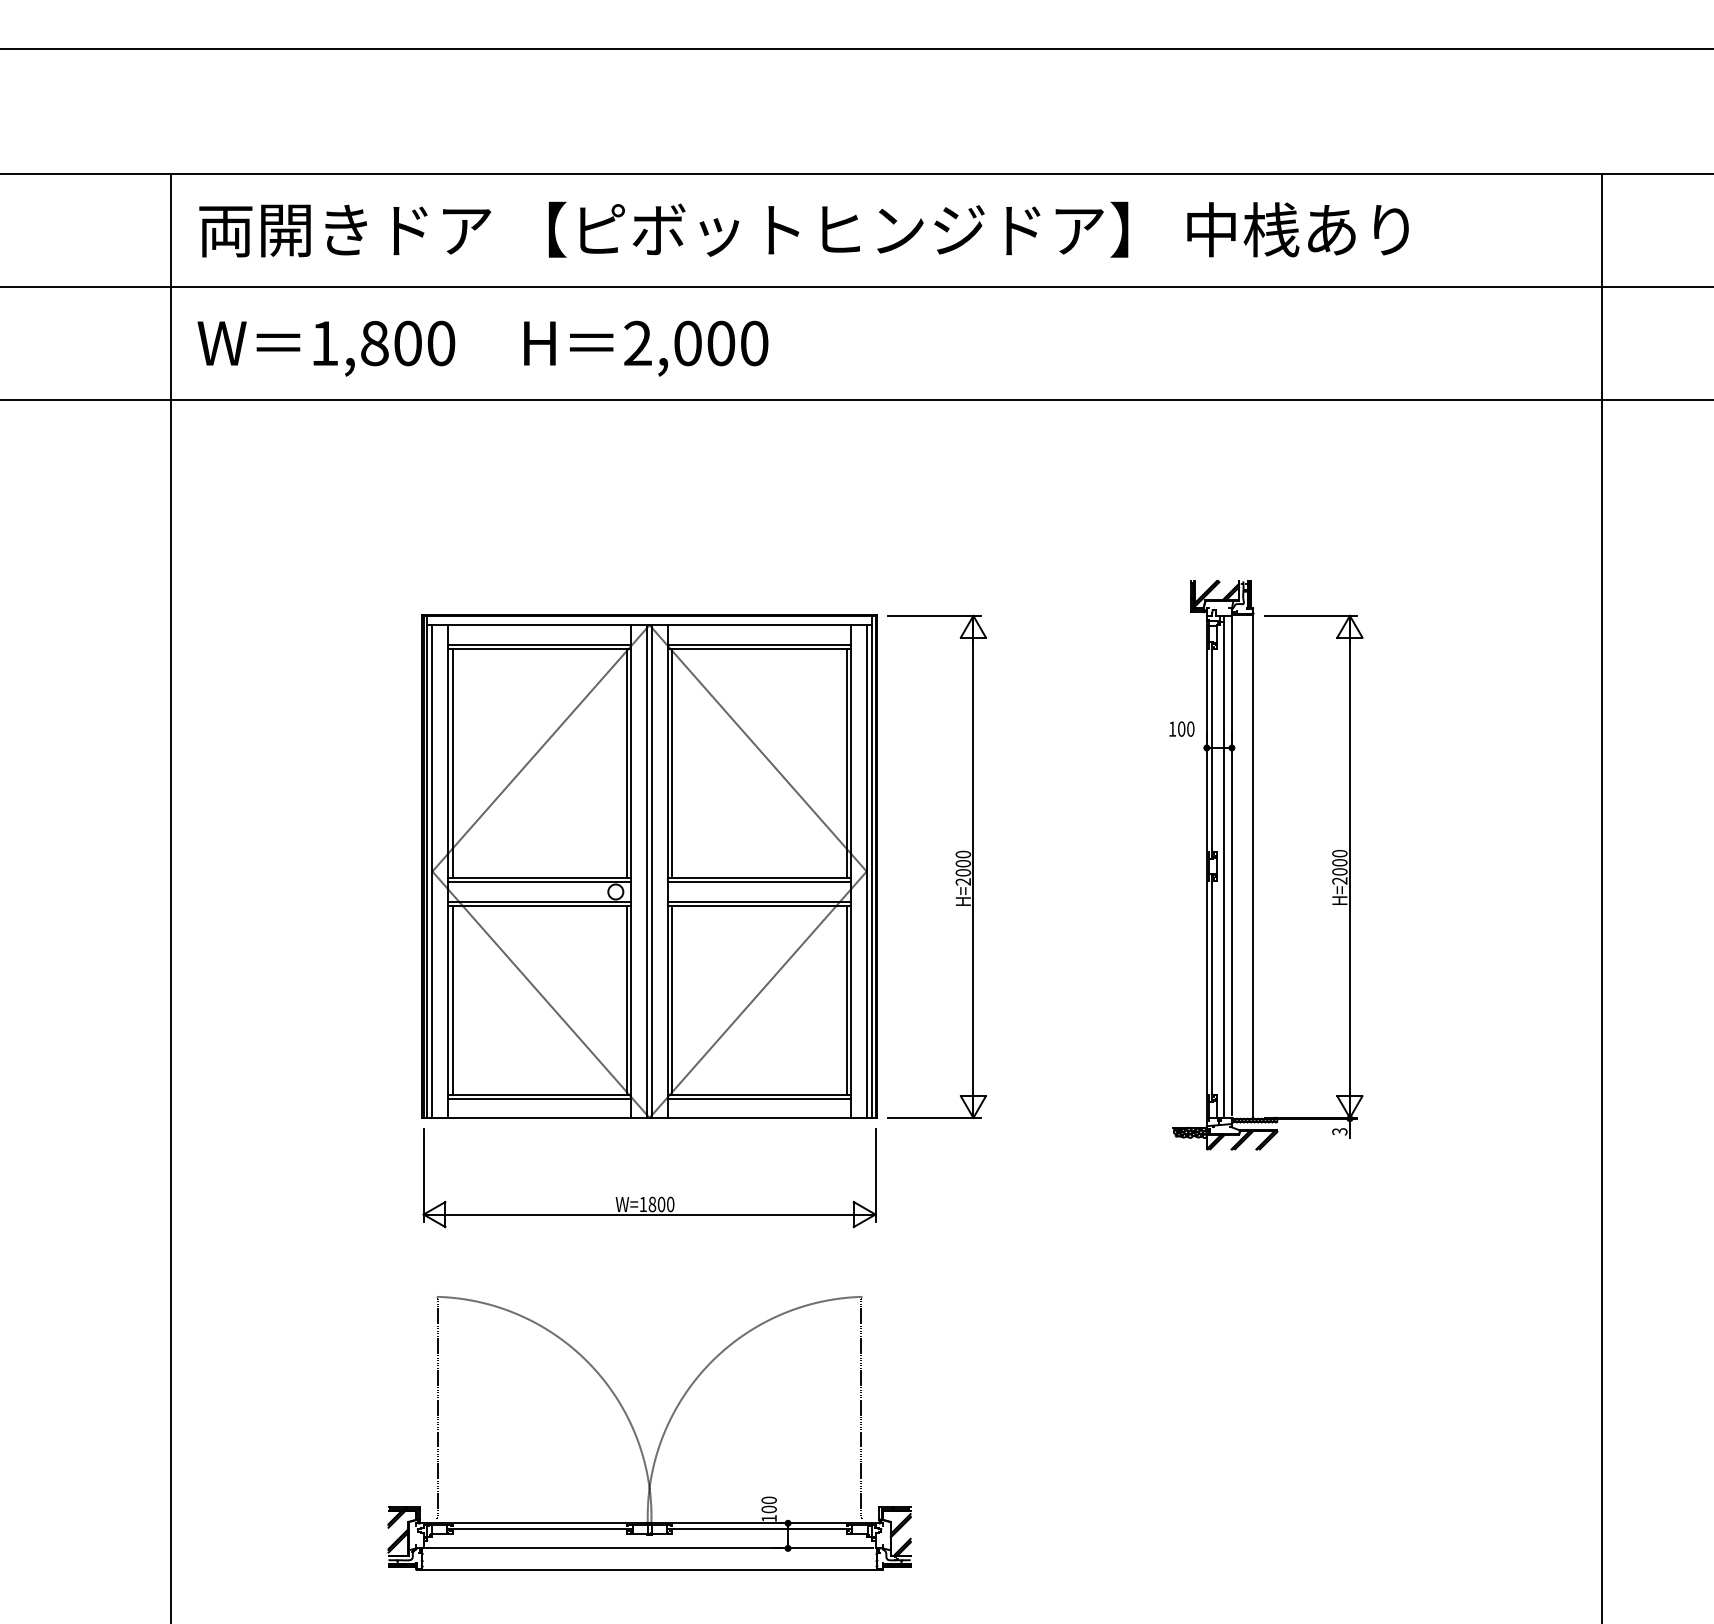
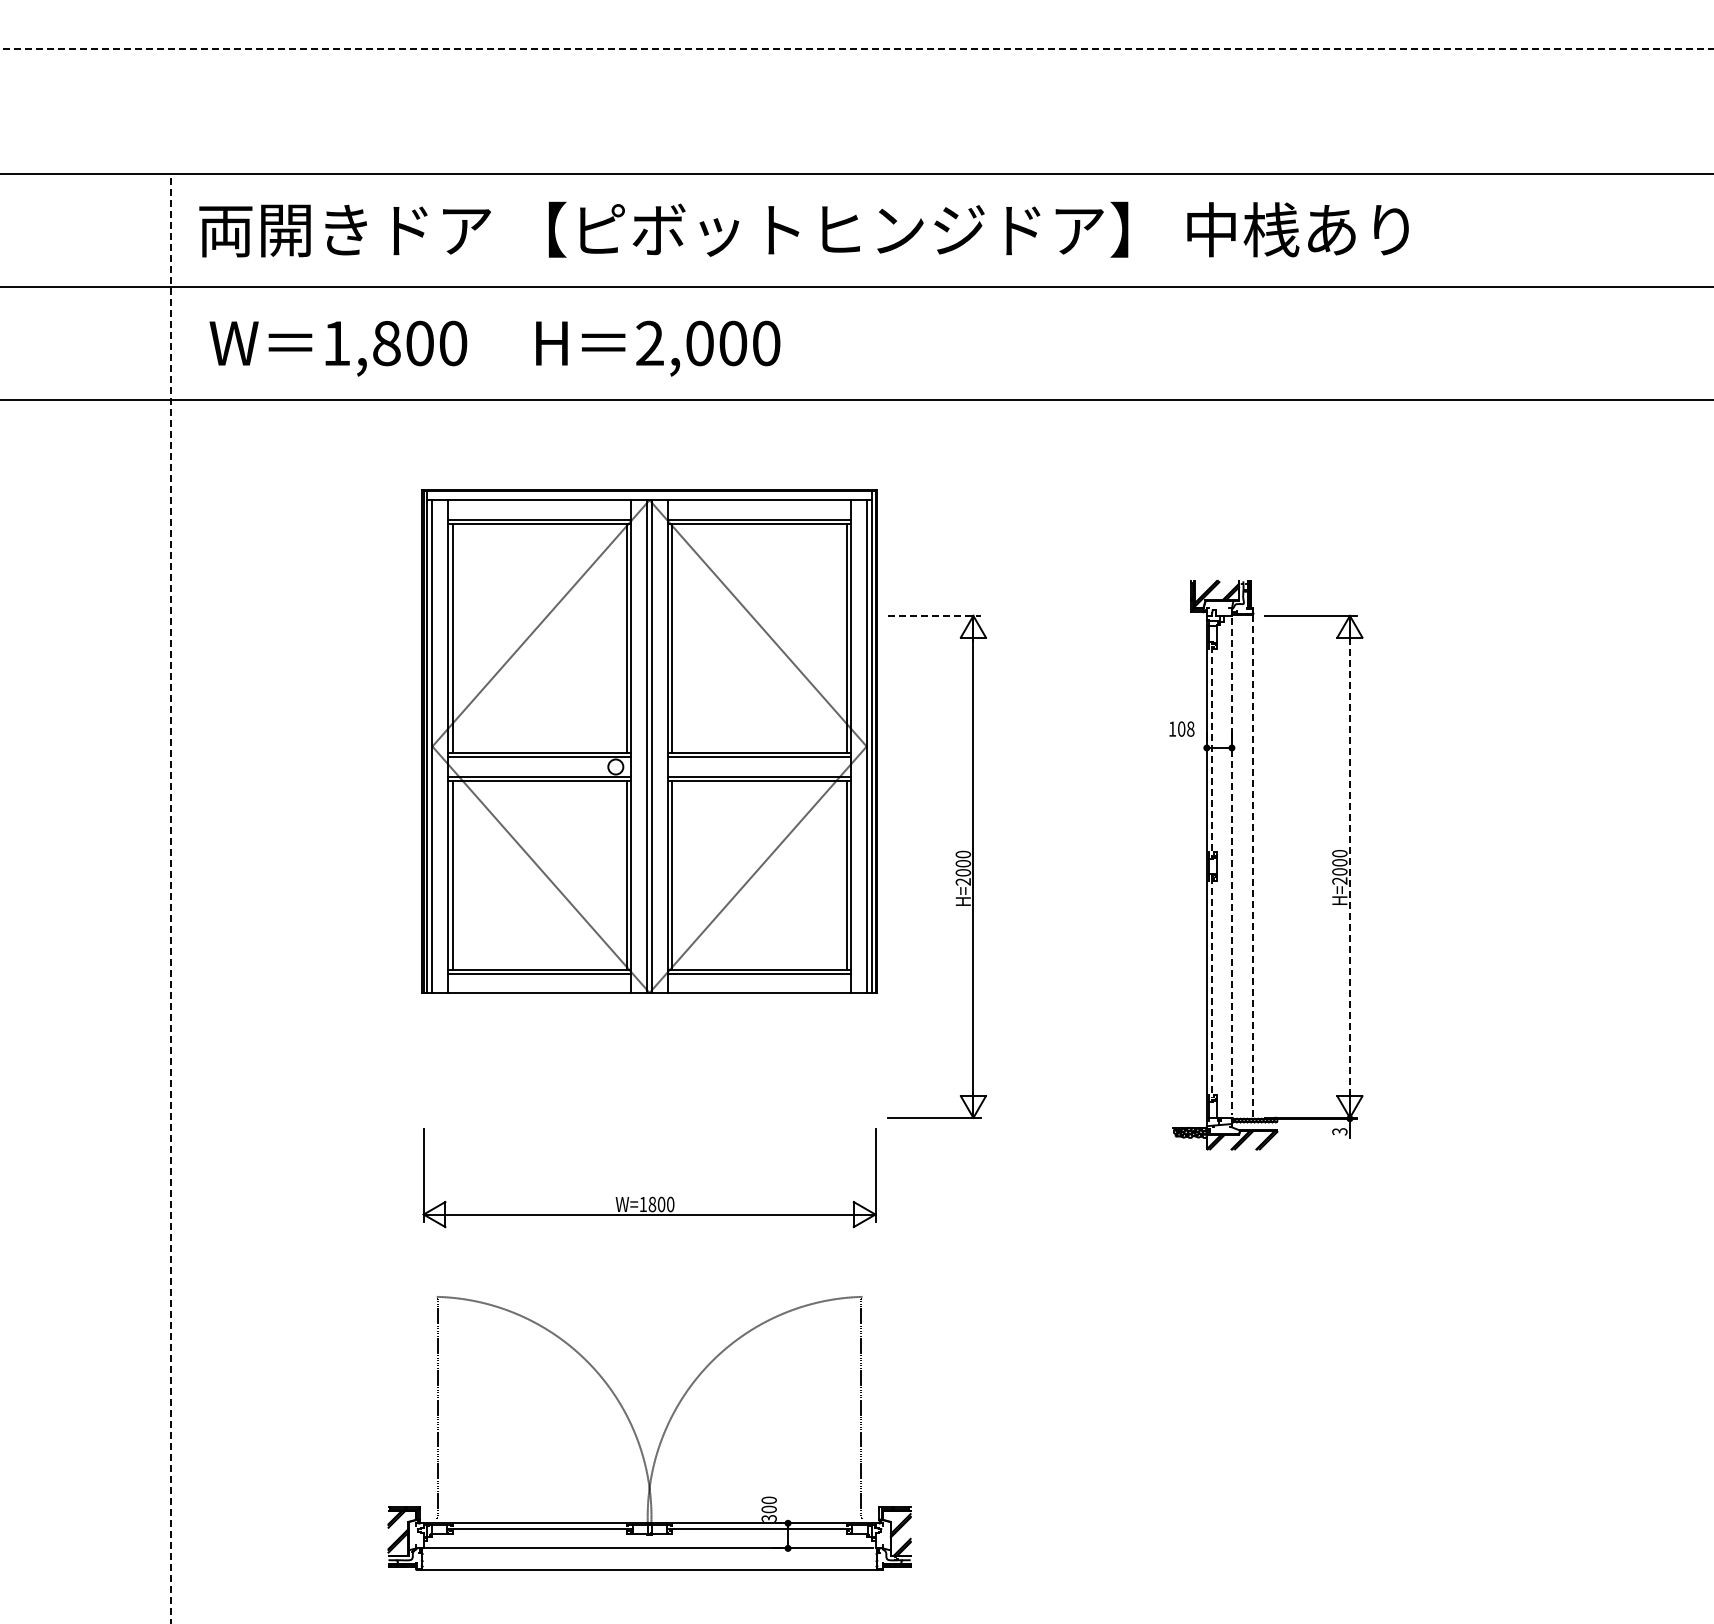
line: solid -> dashed (857, 48)
text position: (482, 348) -> (494, 348) (494, 348)
line: solid -> dashed (935, 615)
text: 100 -> 108 (1190, 729)
line: solid -> dashed (1212, 751)
part position: (649, 866) -> (649, 741) (649, 741)
line: solid -> dashed (1231, 866)
line: solid -> dashed (1253, 867)
line: solid -> dashed (1349, 867)
line: present -> none (1224, 869)
line: present -> none (1601, 897)
line: solid -> dashed (170, 898)
line: solid -> dashed (1212, 987)
text: 100 -> 300 (768, 1518)
